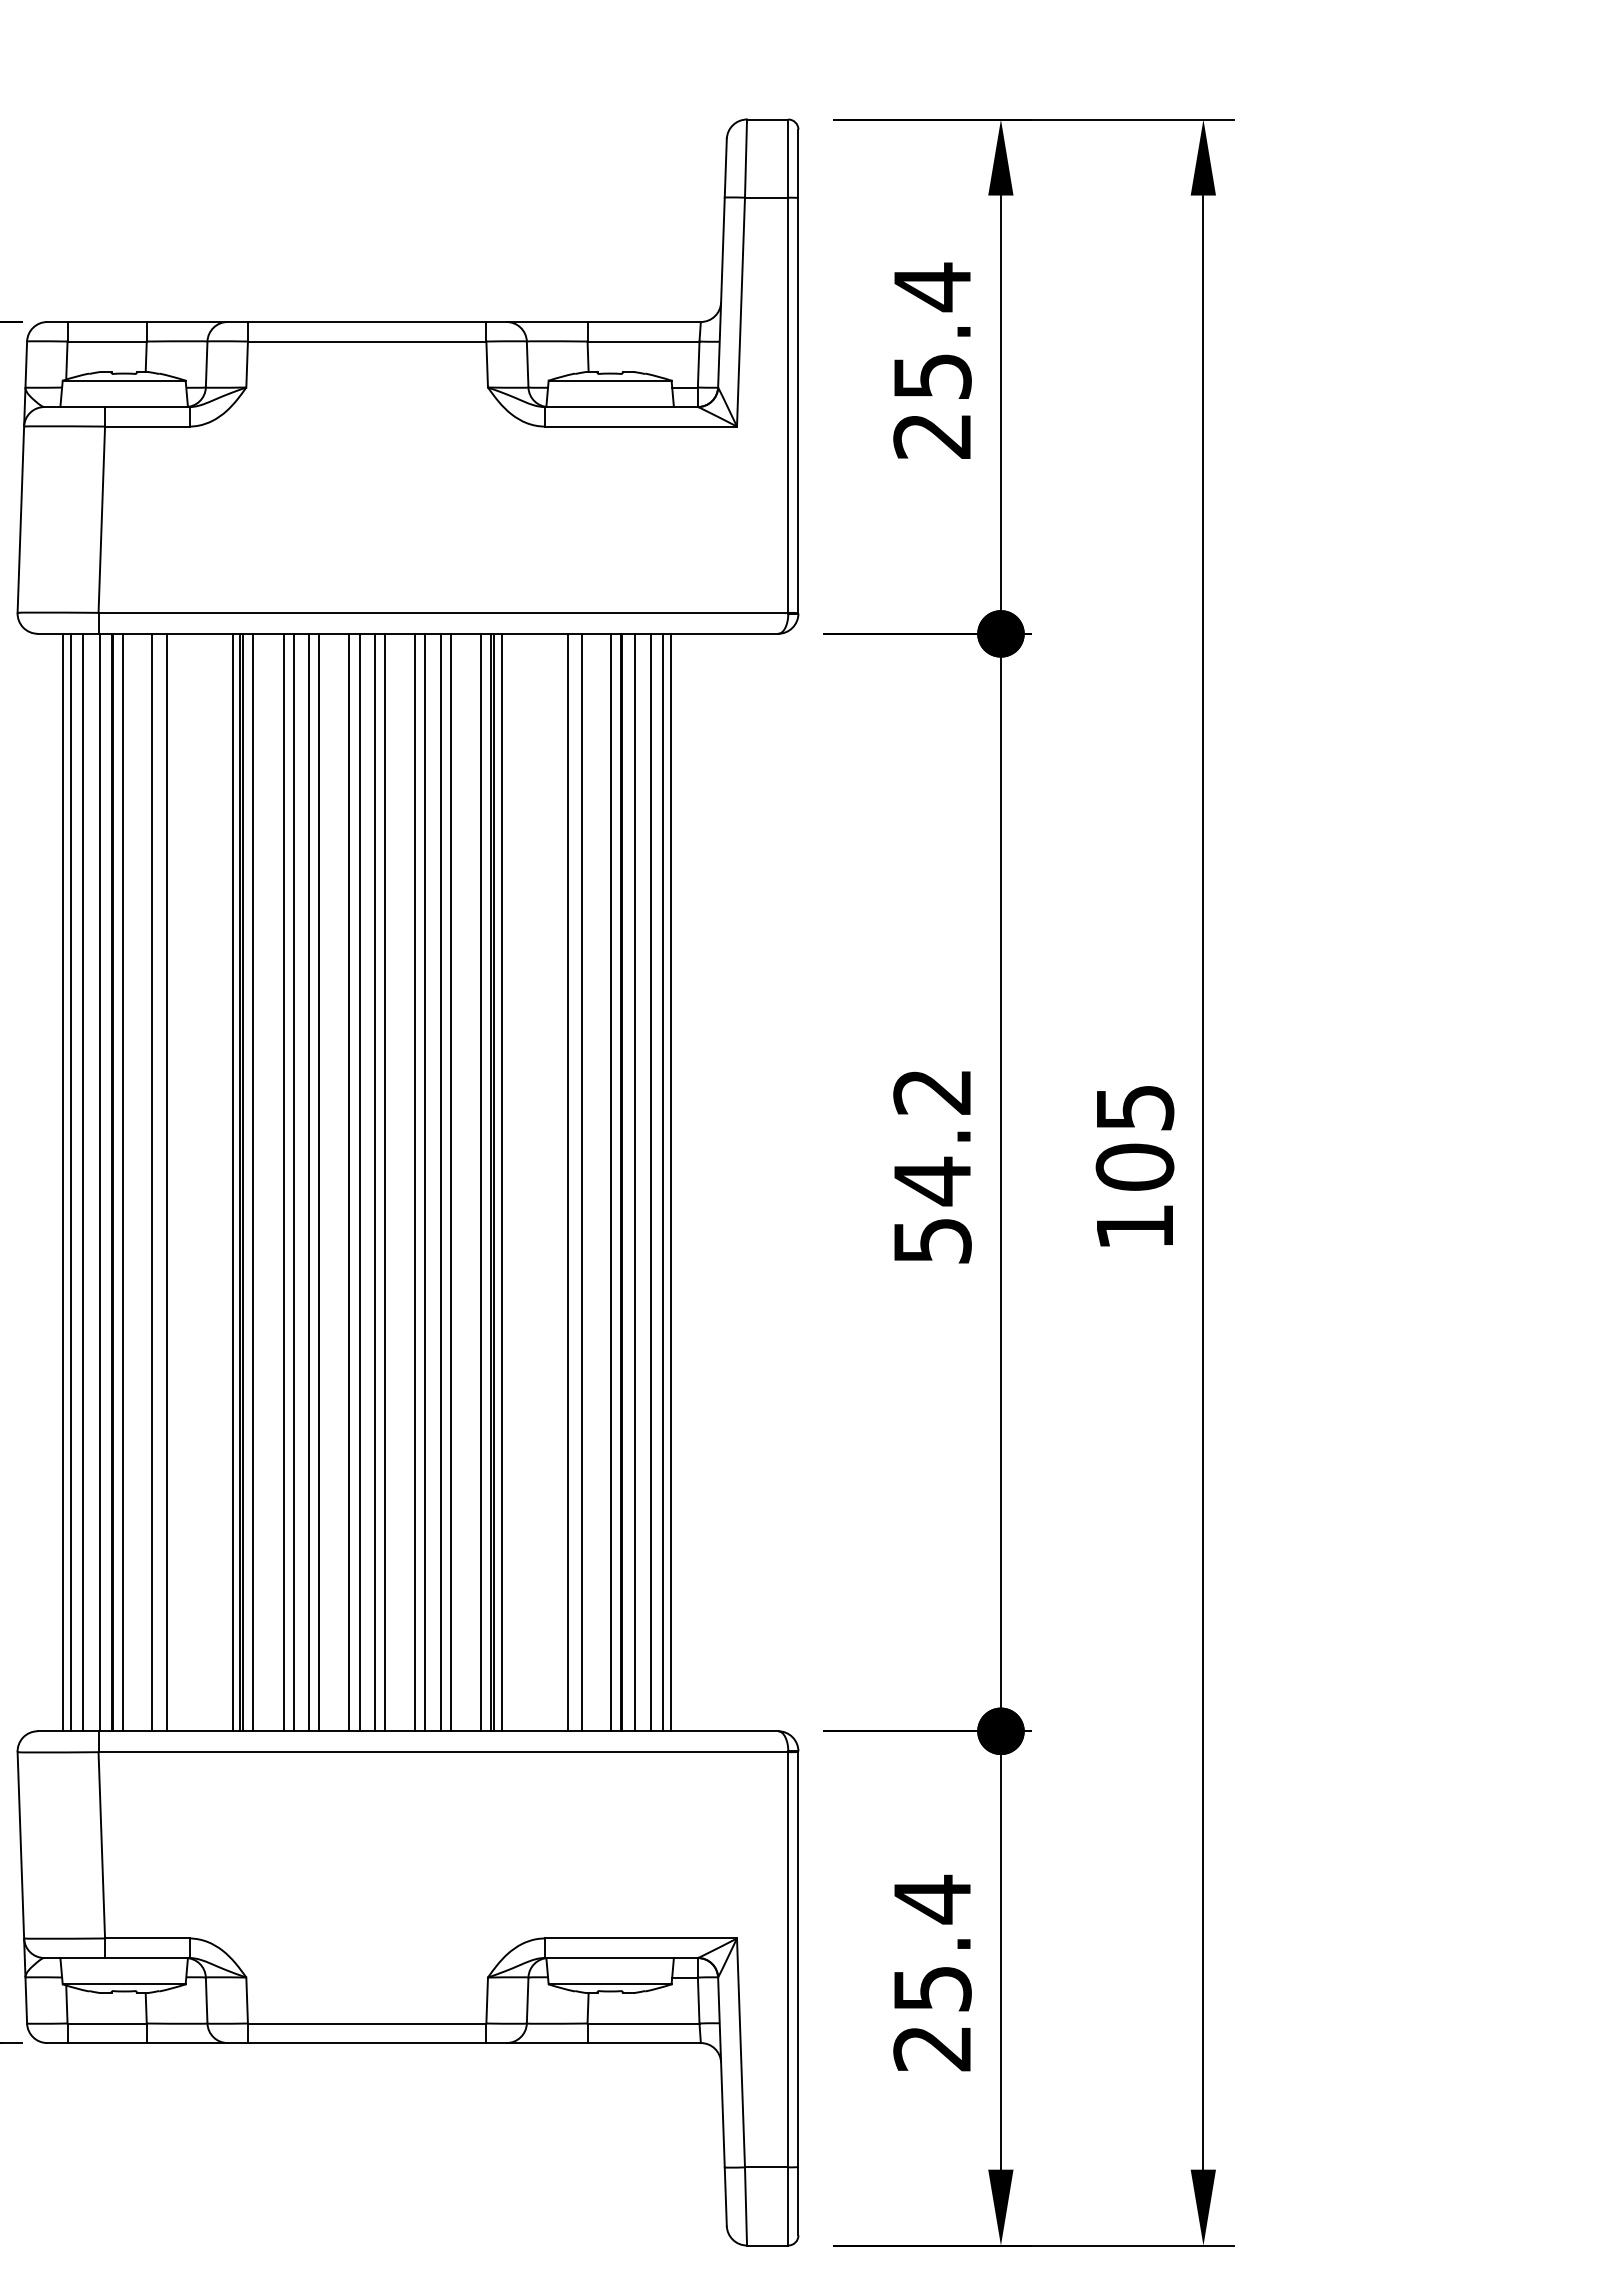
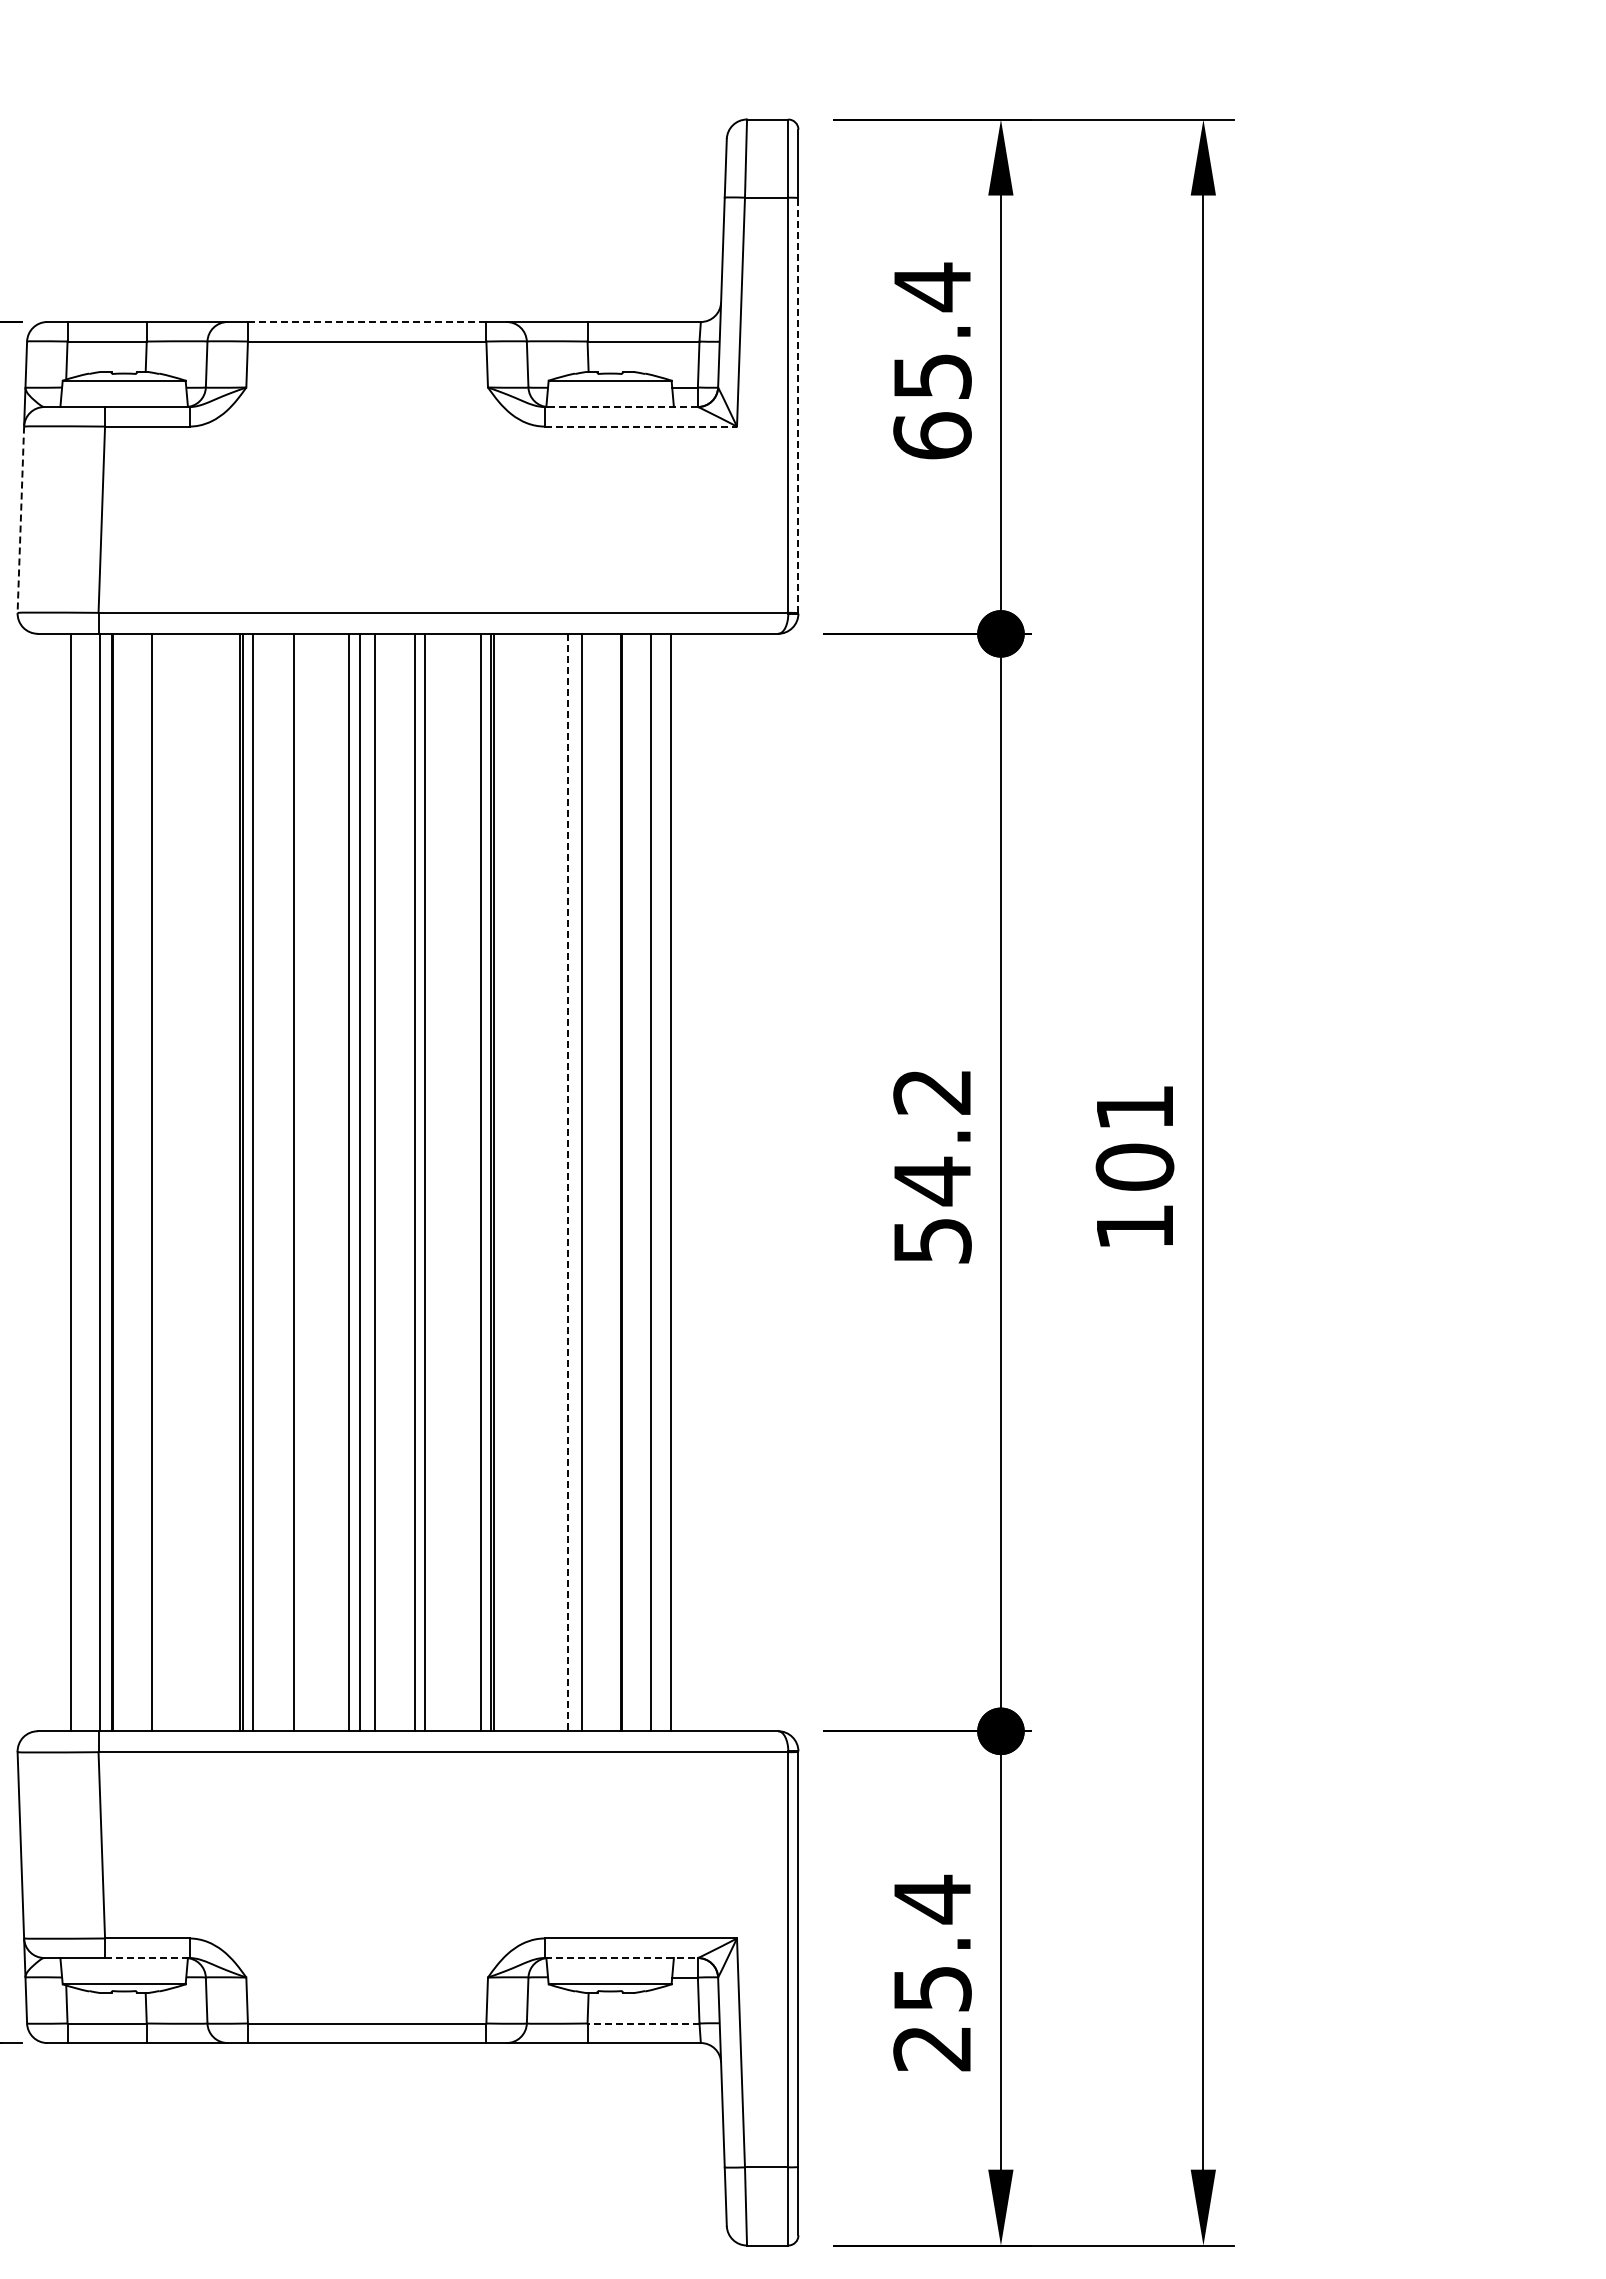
line: solid -> dashed (366, 322)
line: solid -> dashed (798, 405)
line: solid -> dashed (621, 407)
line: solid -> dashed (641, 426)
text: 25.4 -> 65.4 (932, 435)
line: solid -> dashed (20, 520)
text: 105 -> 101 (1135, 1108)
line: present -> none (63, 1182)
line: present -> none (83, 1182)
line: present -> none (122, 1182)
line: present -> none (166, 1182)
line: present -> none (232, 1182)
line: present -> none (283, 1182)
line: present -> none (308, 1182)
line: present -> none (319, 1182)
line: present -> none (384, 1182)
line: present -> none (440, 1182)
line: present -> none (450, 1182)
line: present -> none (501, 1182)
line: solid -> dashed (567, 1182)
line: present -> none (611, 1182)
line: present -> none (634, 1182)
line: present -> none (663, 1182)
line: solid -> dashed (147, 1958)
line: solid -> dashed (621, 1958)
line: solid -> dashed (643, 2023)
